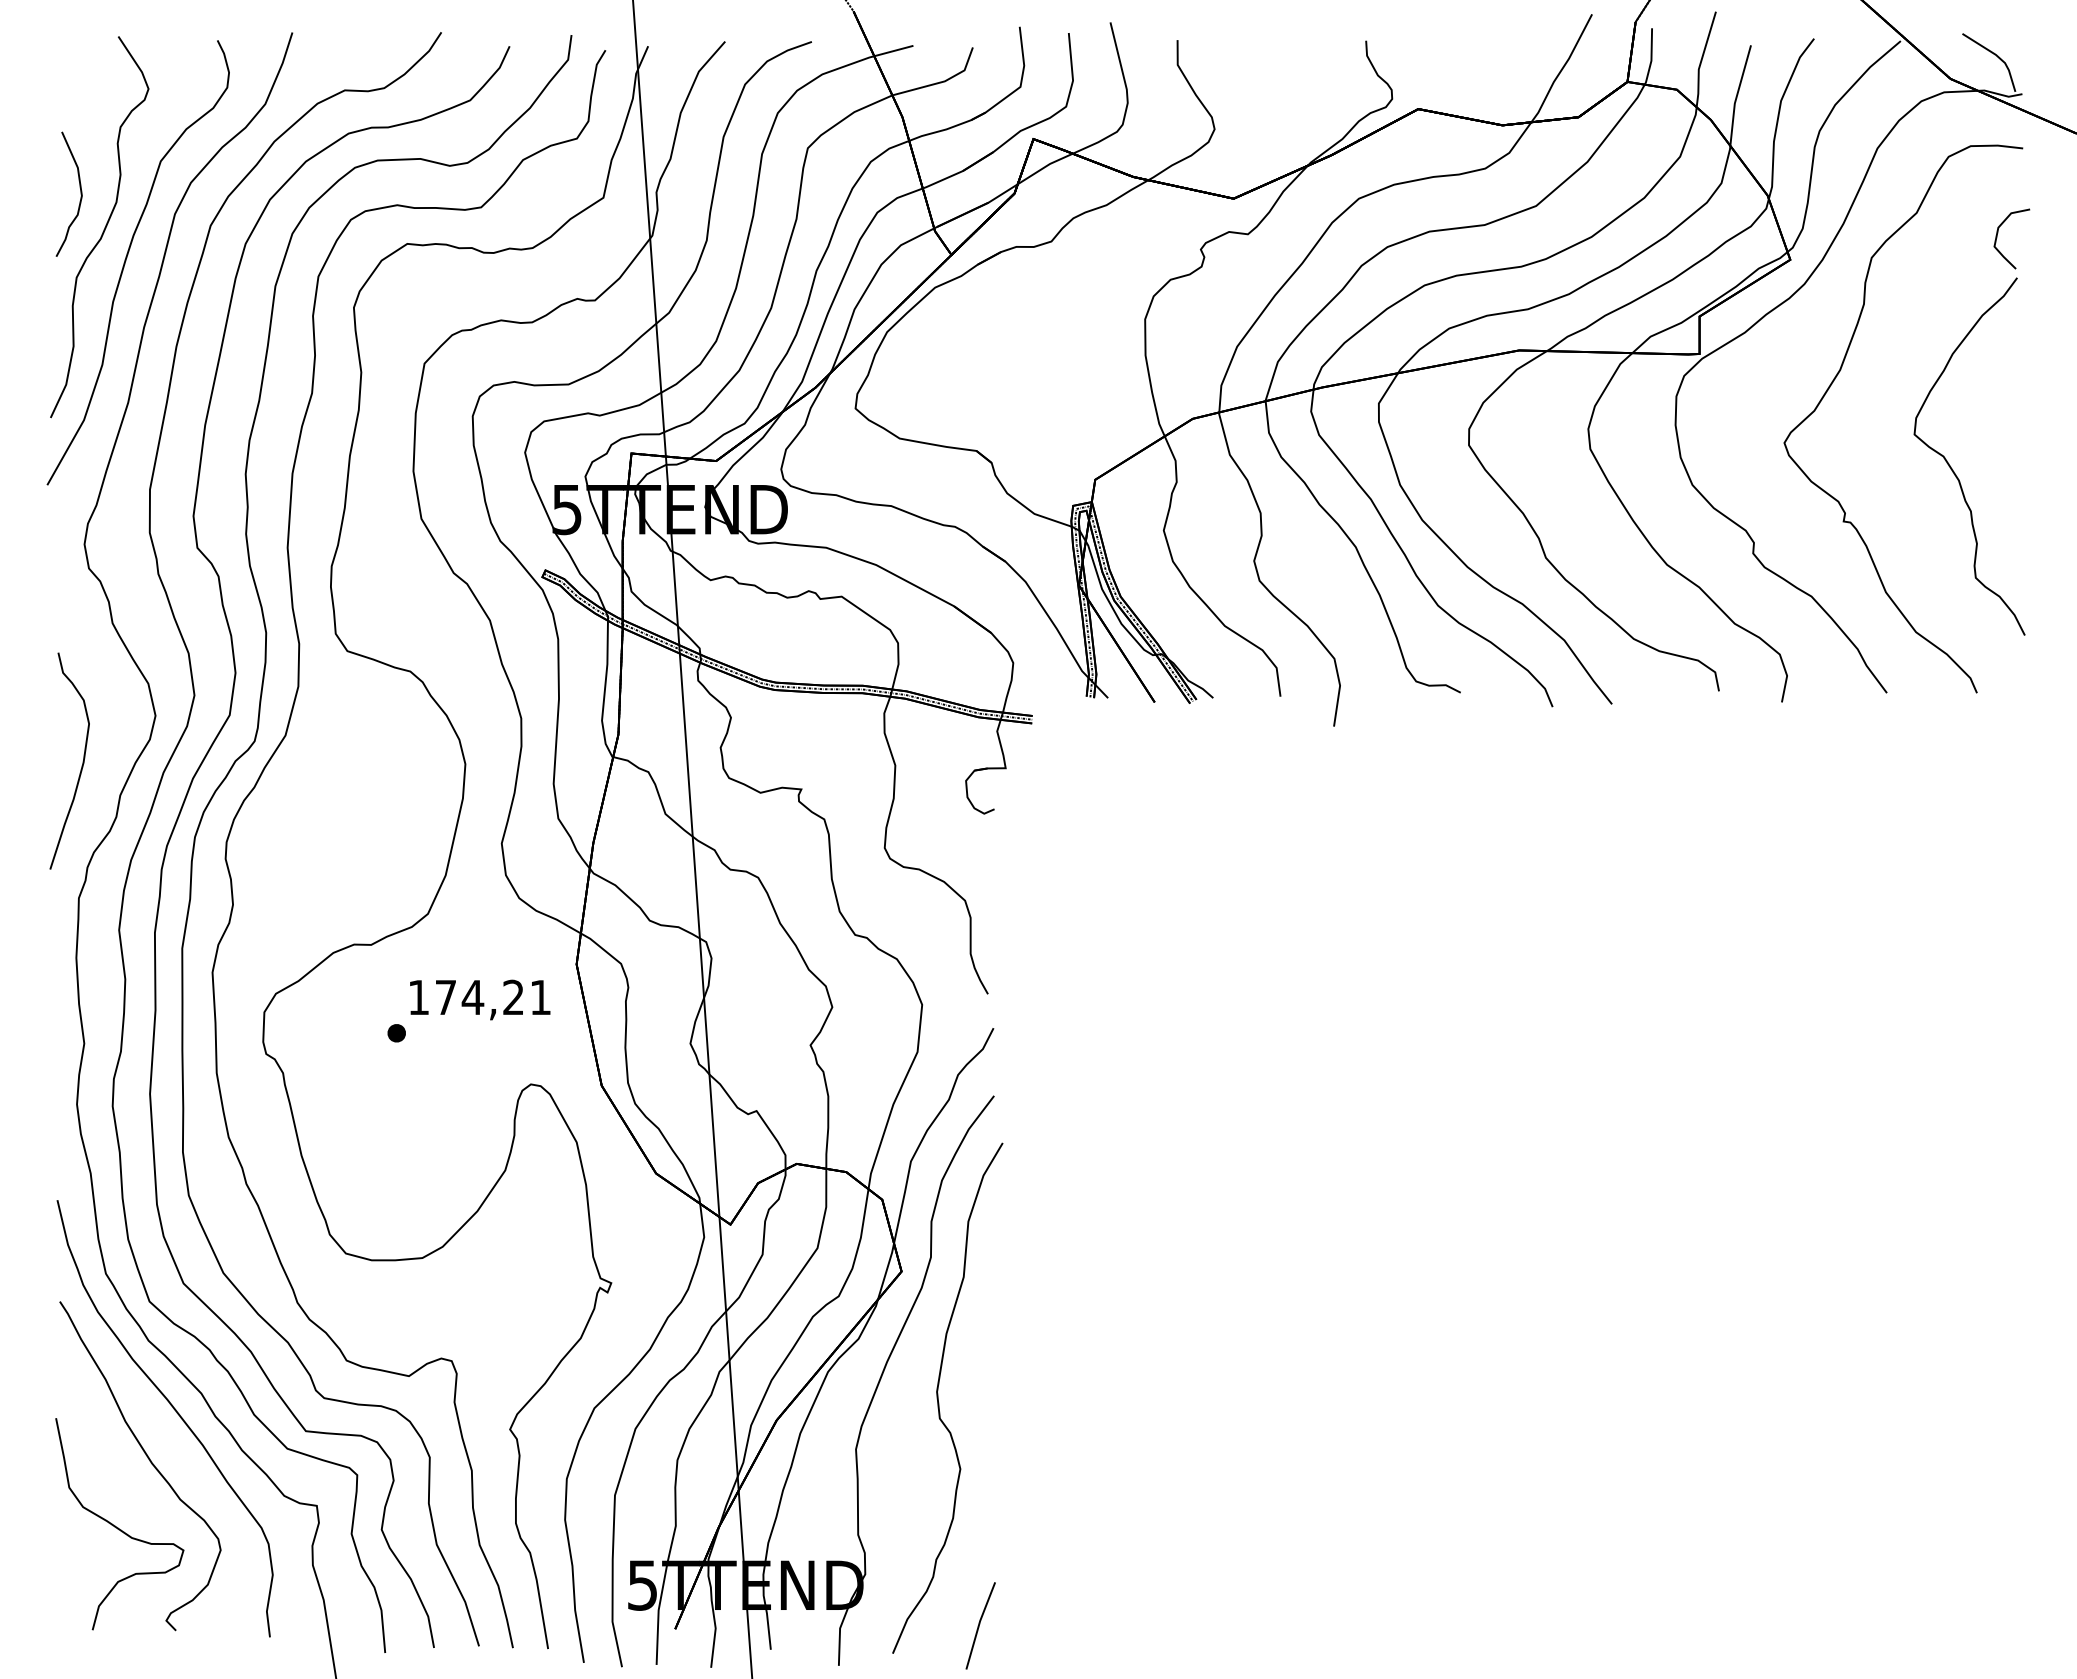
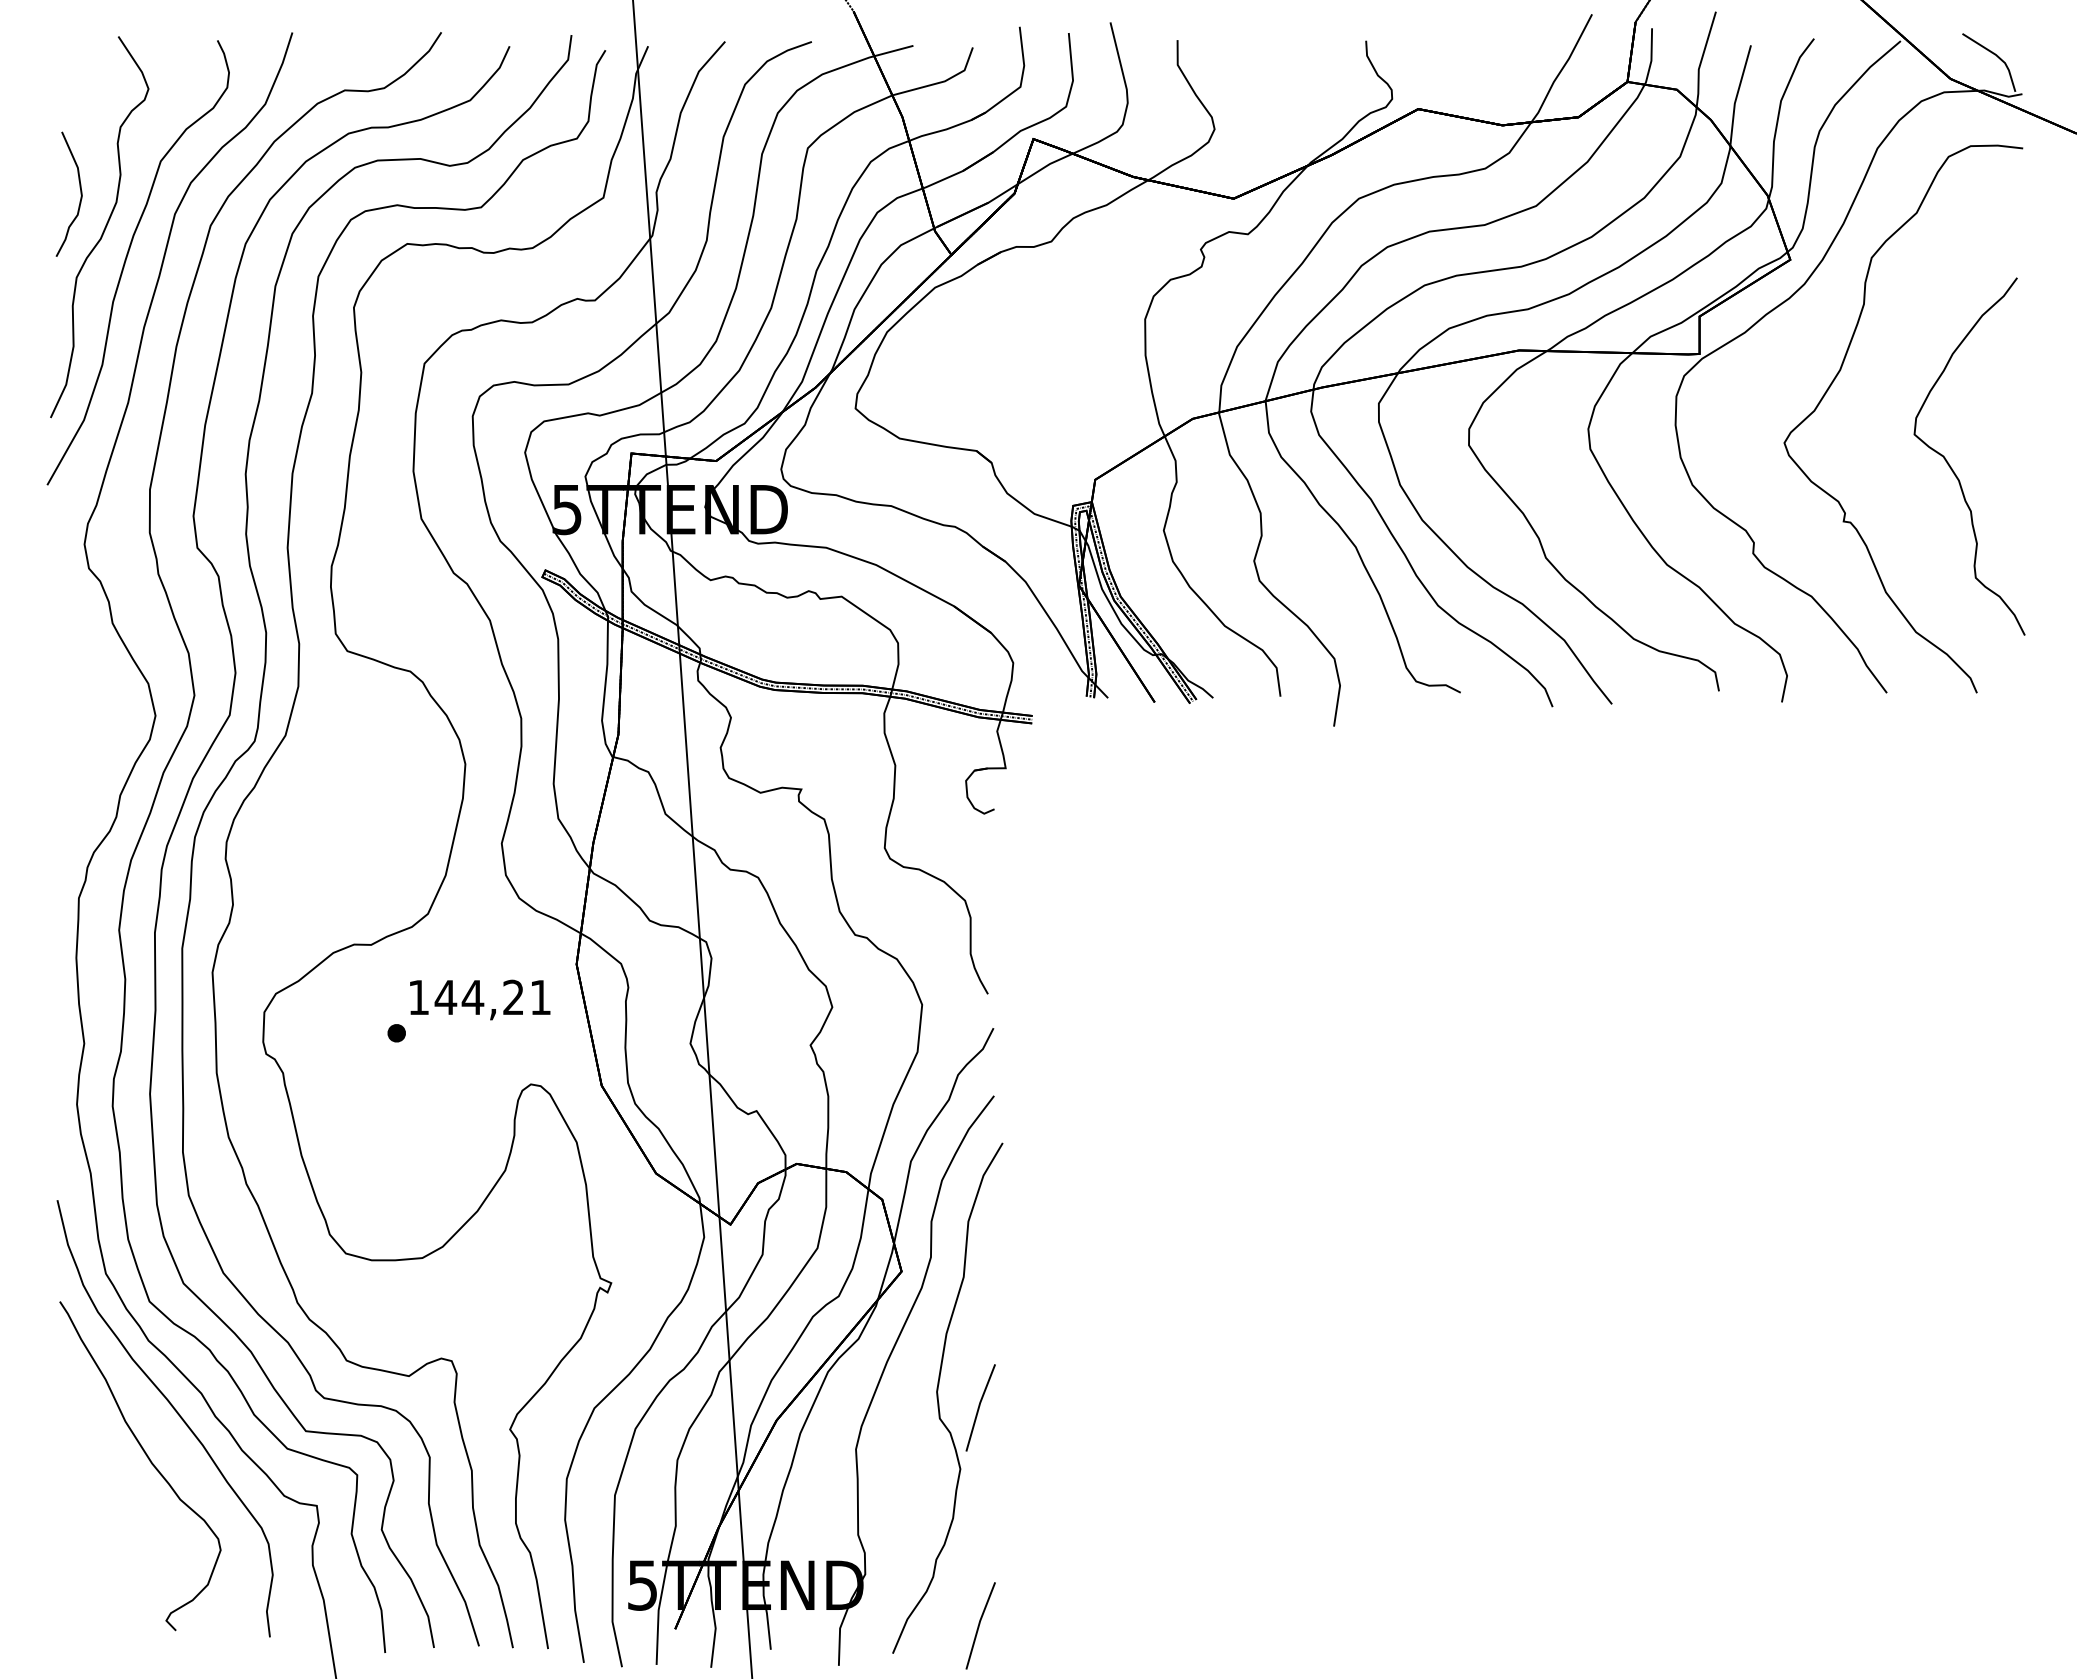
curve: present -> none (1998, 233)
curve: present -> none (81, 765)
text: 174,21 -> 144,21 (445, 997)
line: none -> present (980, 1406)
curve: present -> none (118, 1527)
